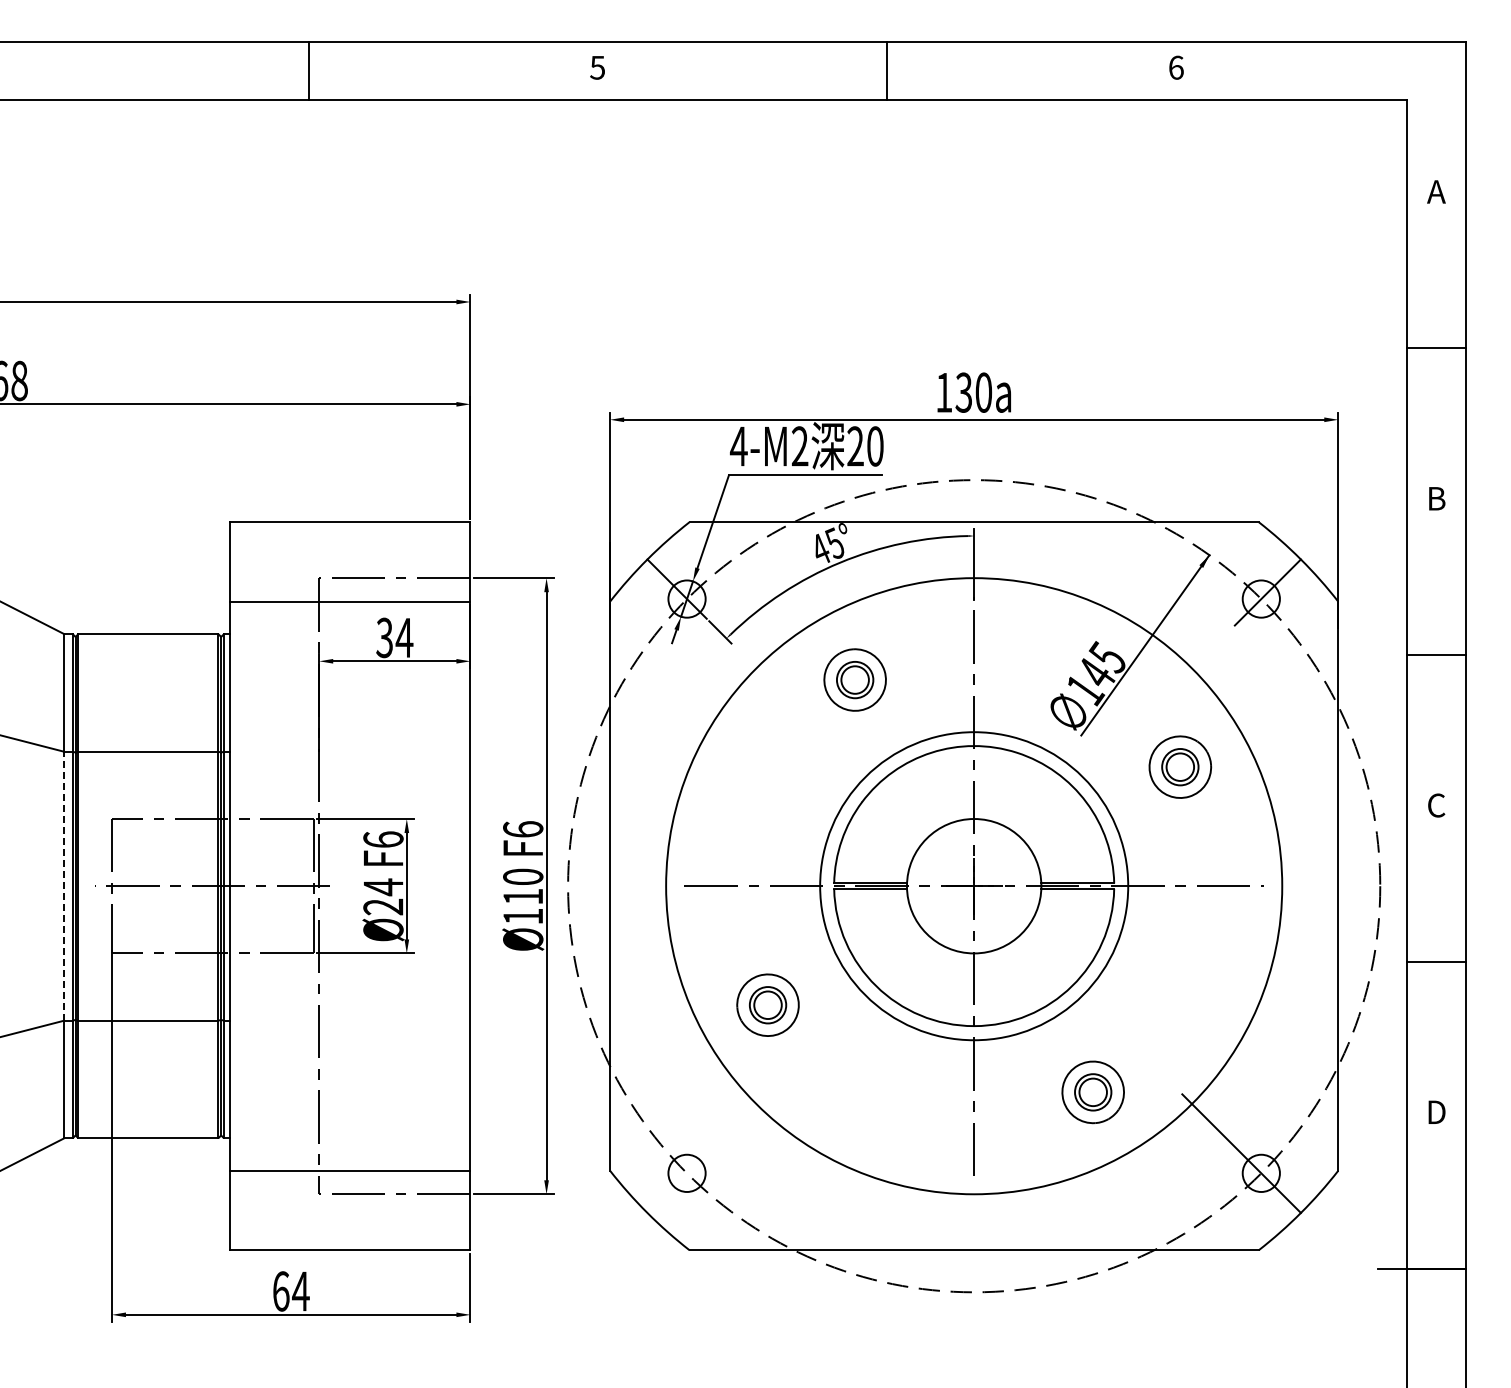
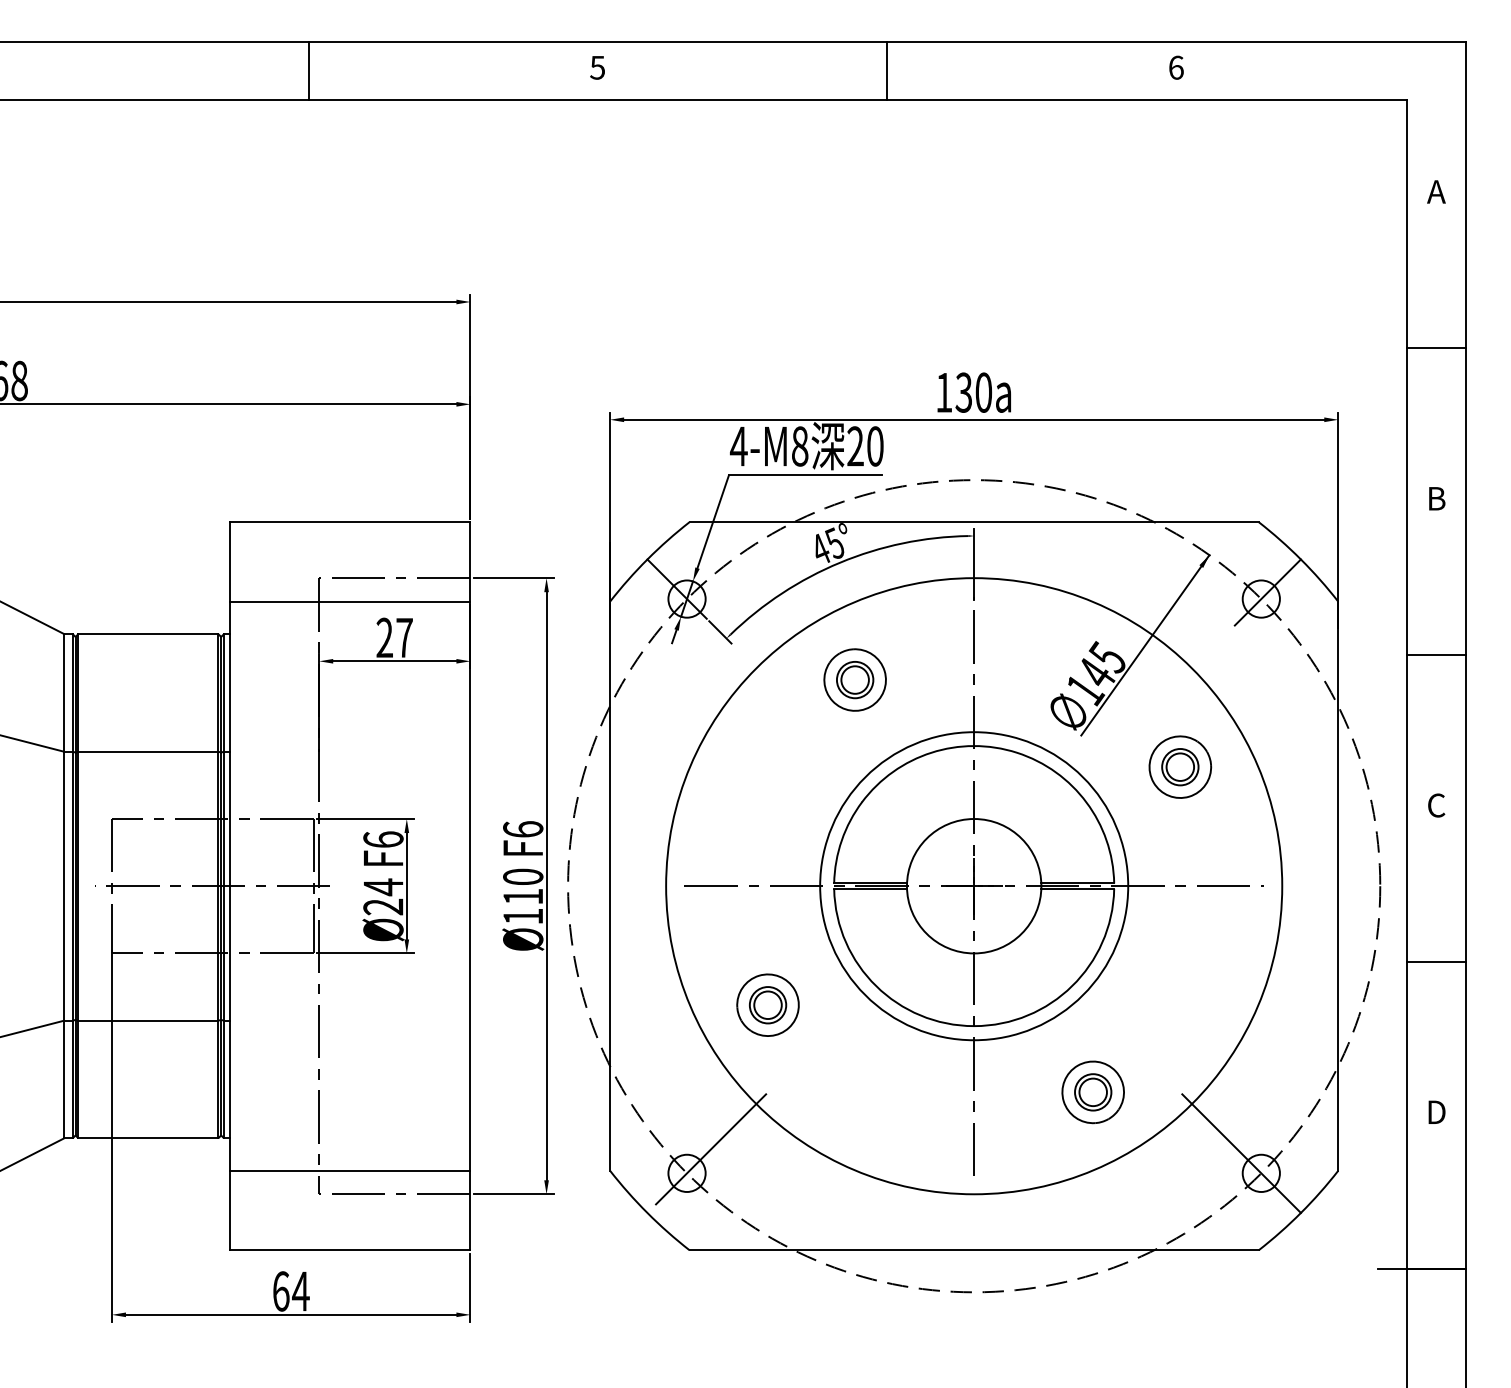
text: 4-M2 -> 4-M8 (799, 446)
text: 34 -> 27 (394, 638)
line: dashed -> solid (64, 885)
line: none -> present (711, 1149)
